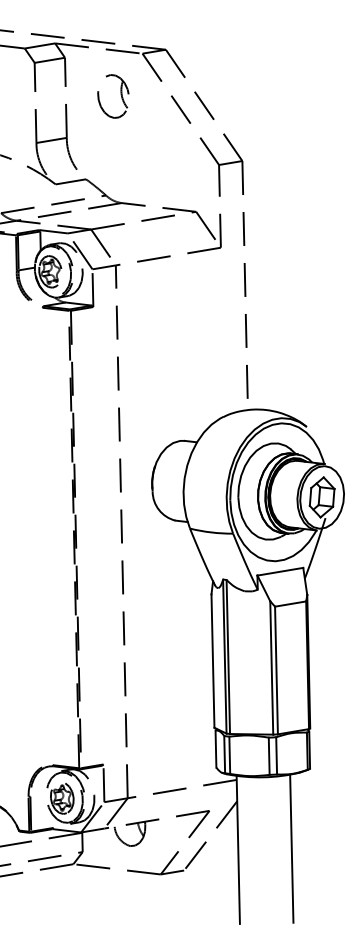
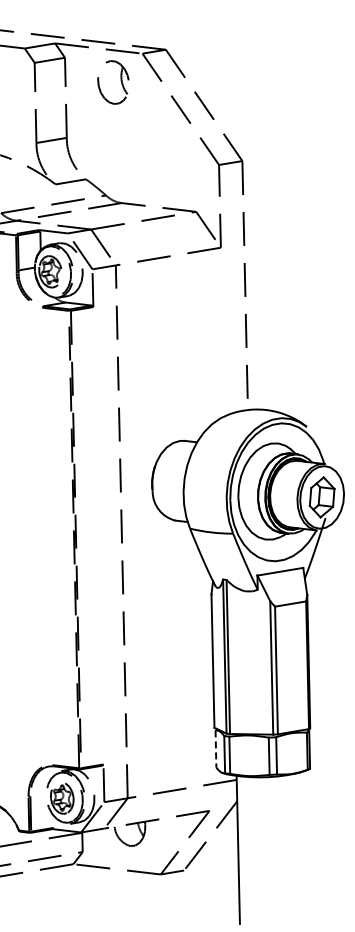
part position: (120, 95) -> (120, 81) (120, 81)
line: solid -> dashed (215, 749)
line: present -> none (291, 848)
